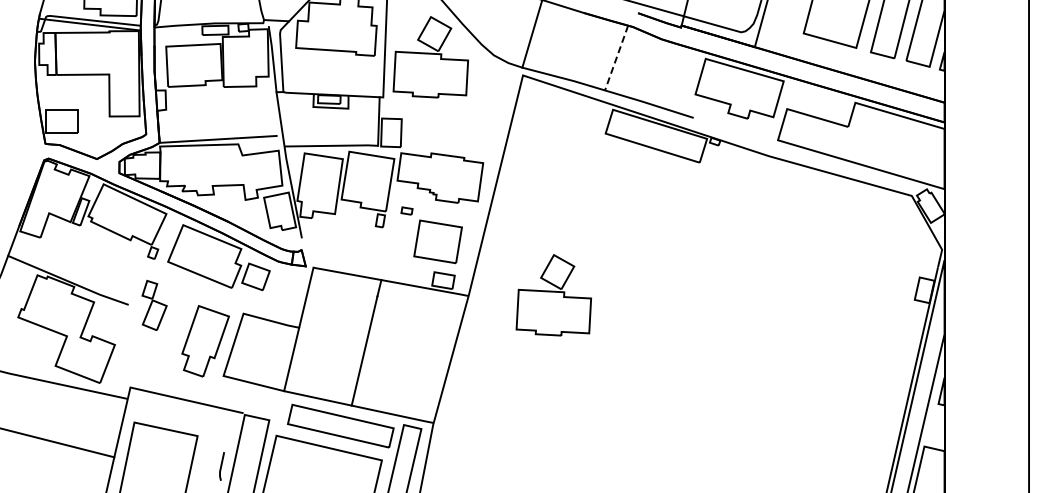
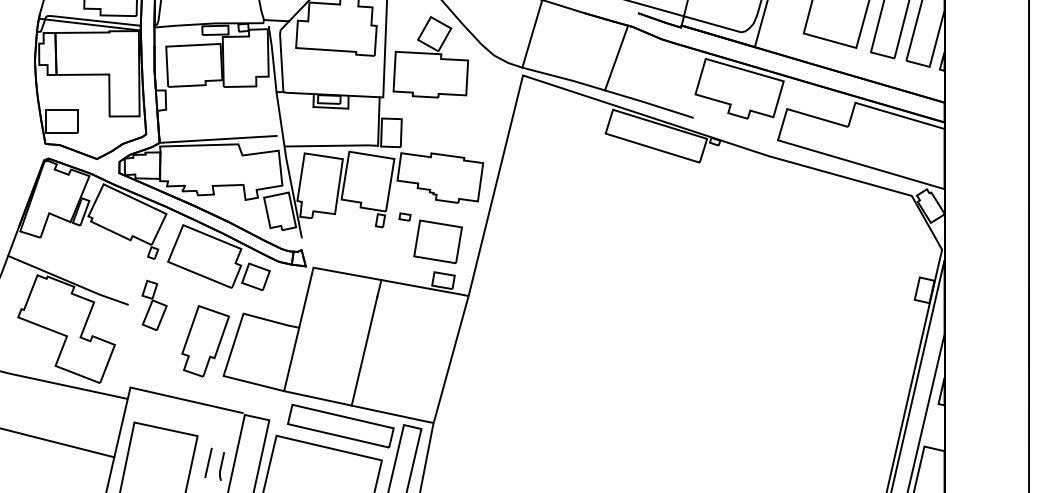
line: dashed -> solid (616, 58)
part position: (406, 210) -> (404, 216) (404, 216)
part: present -> none (553, 295)
line: none -> present (208, 462)
